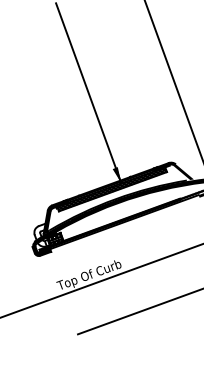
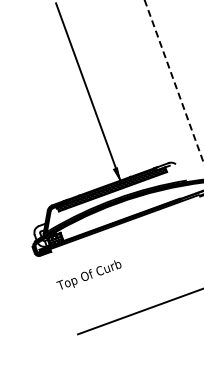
line: solid -> dashed (174, 82)
fill: present -> none (174, 171)
line: present -> none (101, 280)
